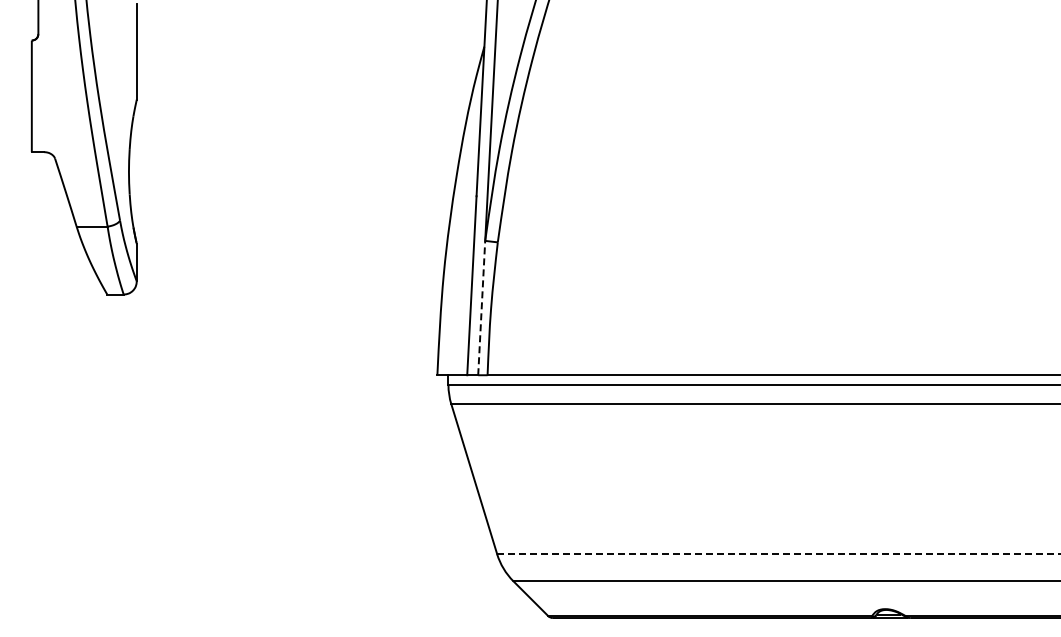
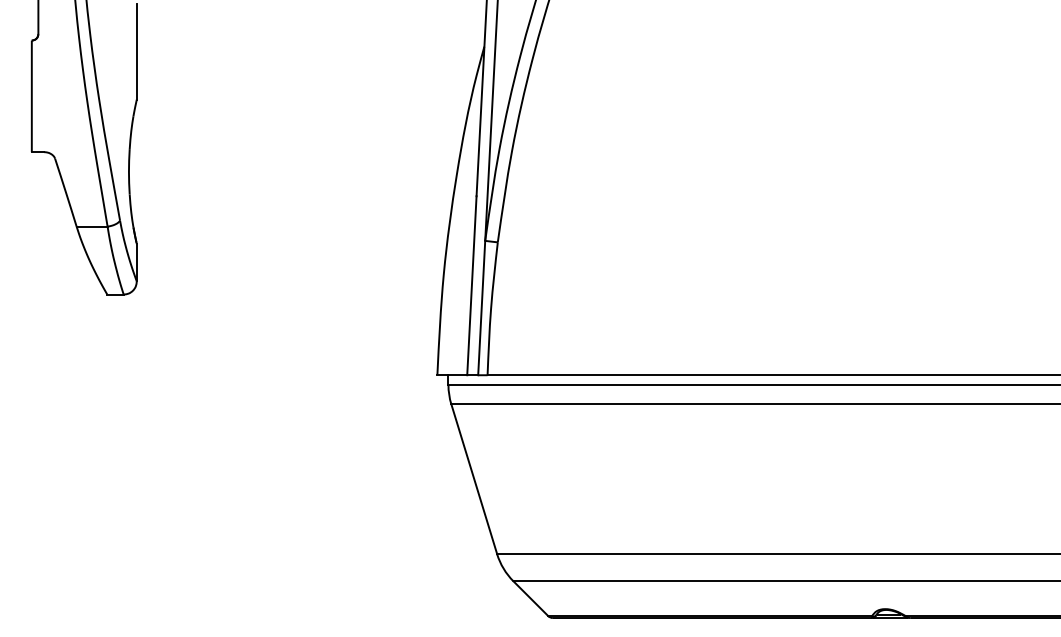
line: dashed -> solid (481, 307)
line: dashed -> solid (779, 554)
